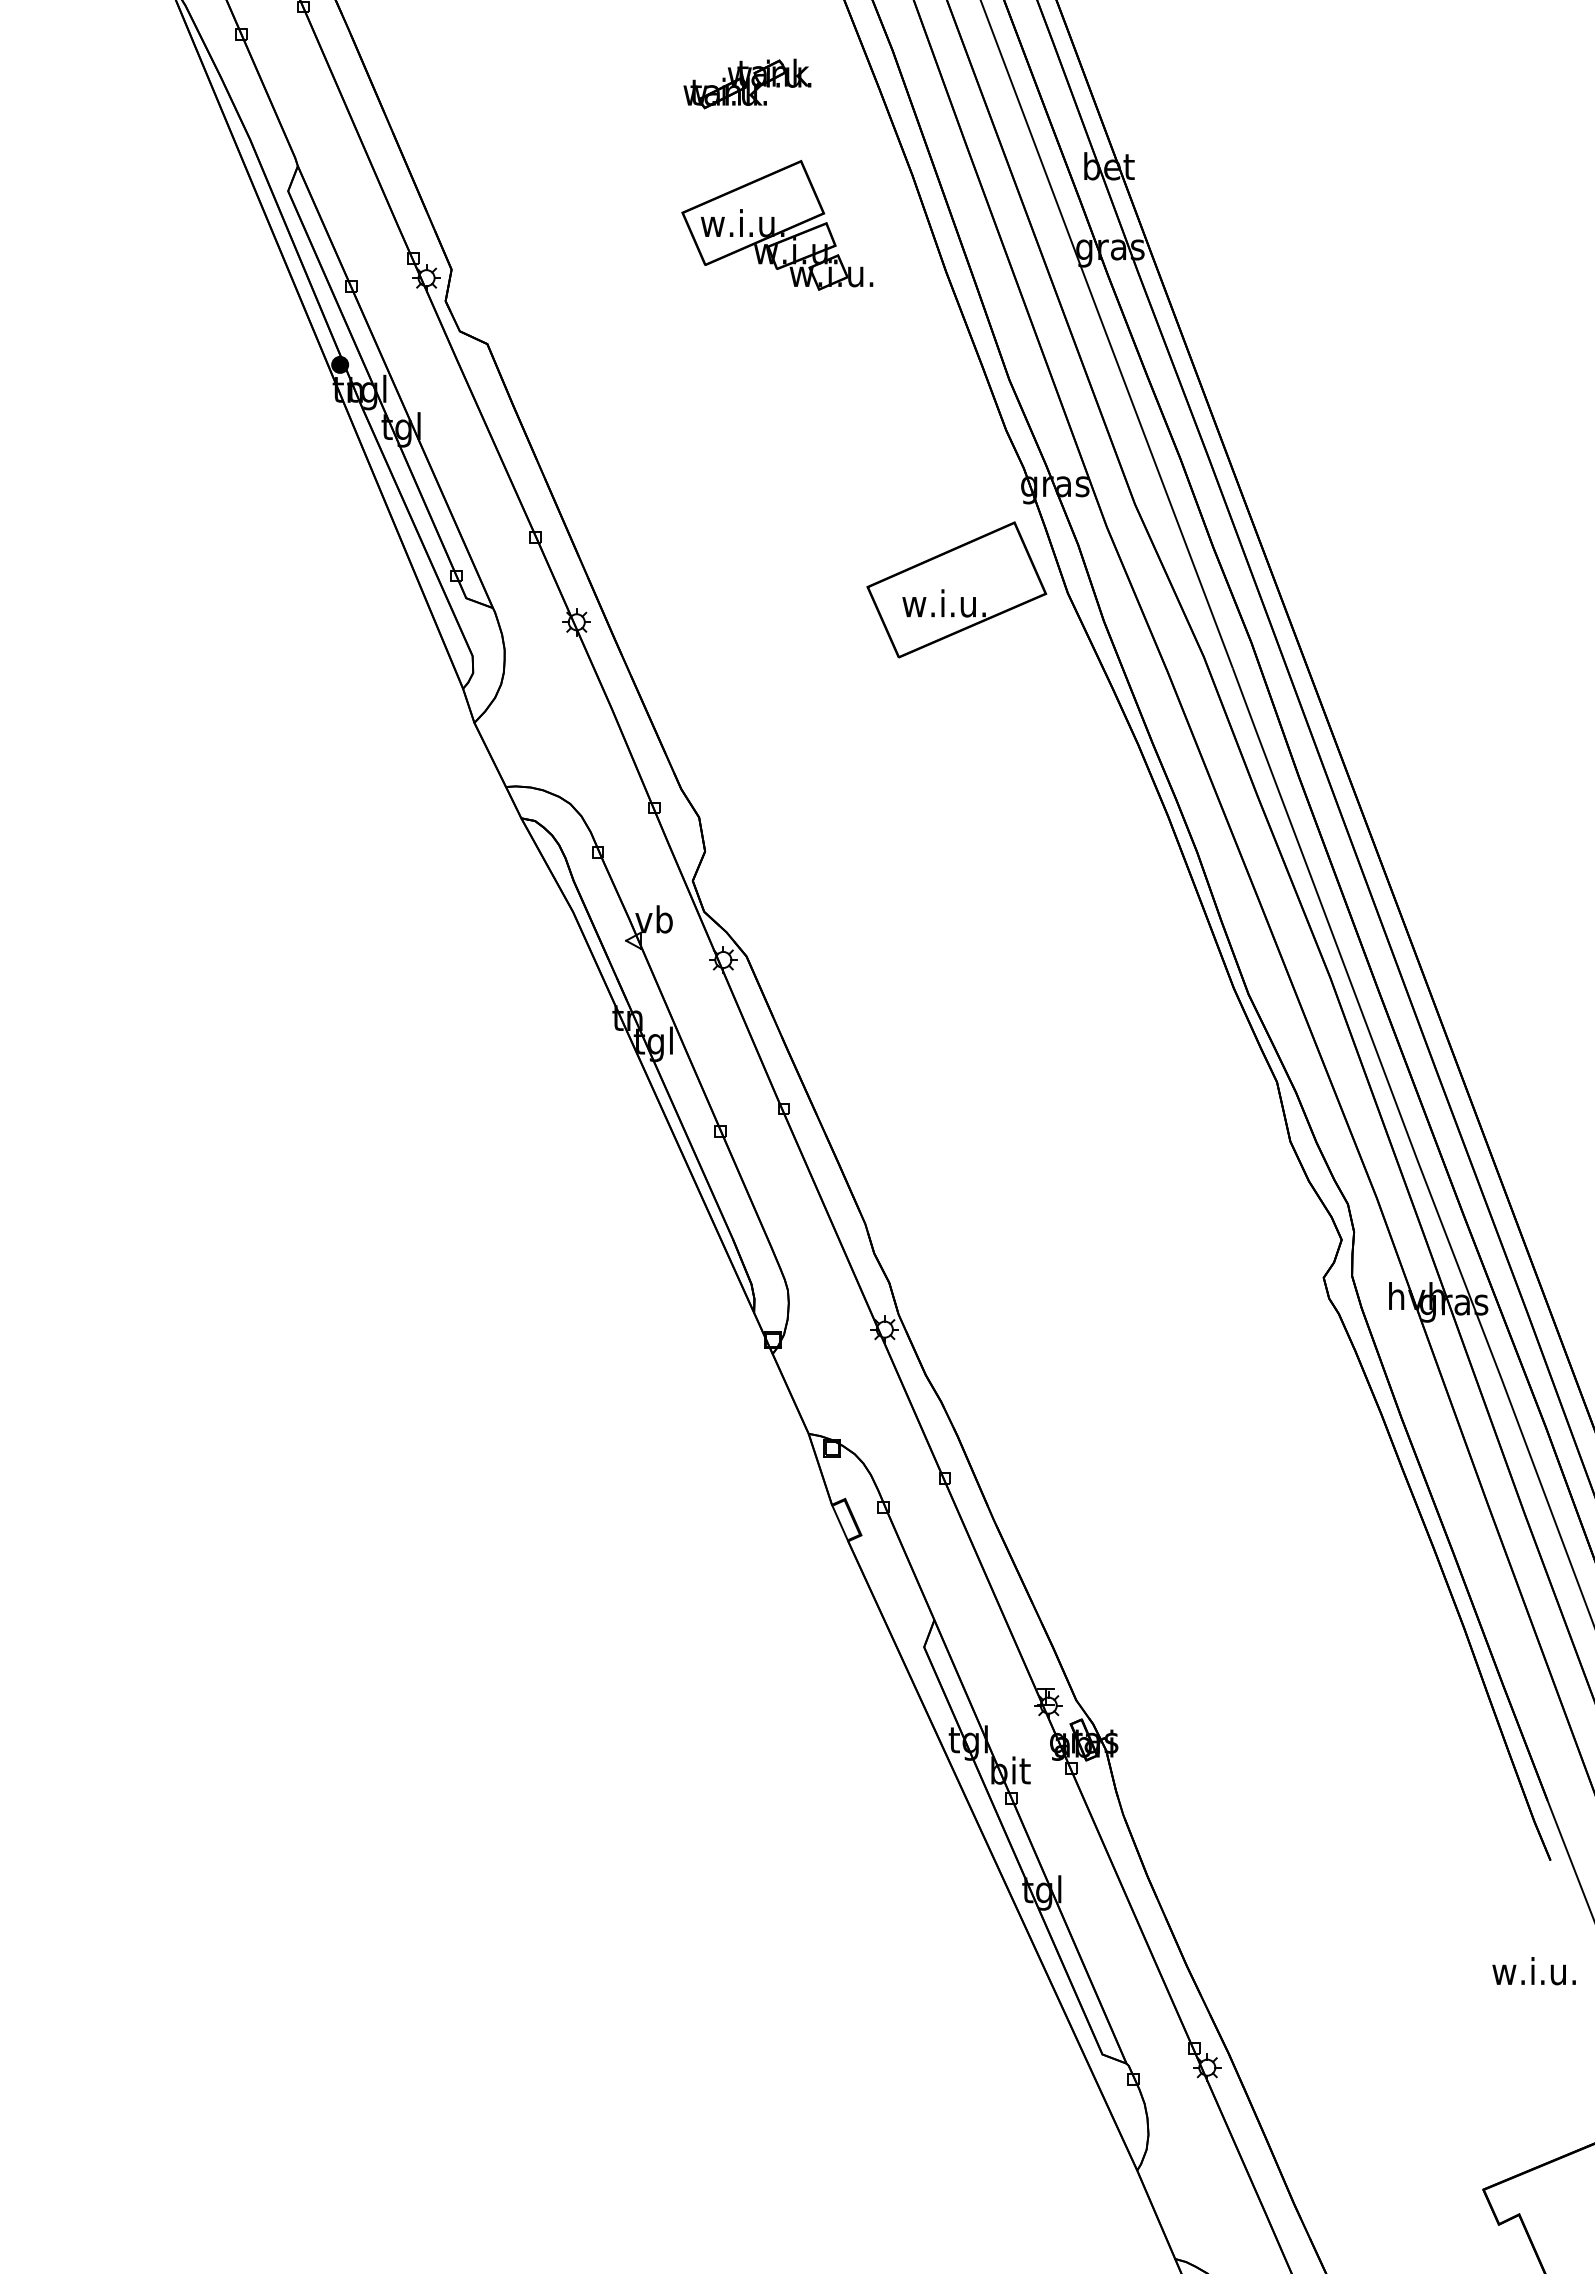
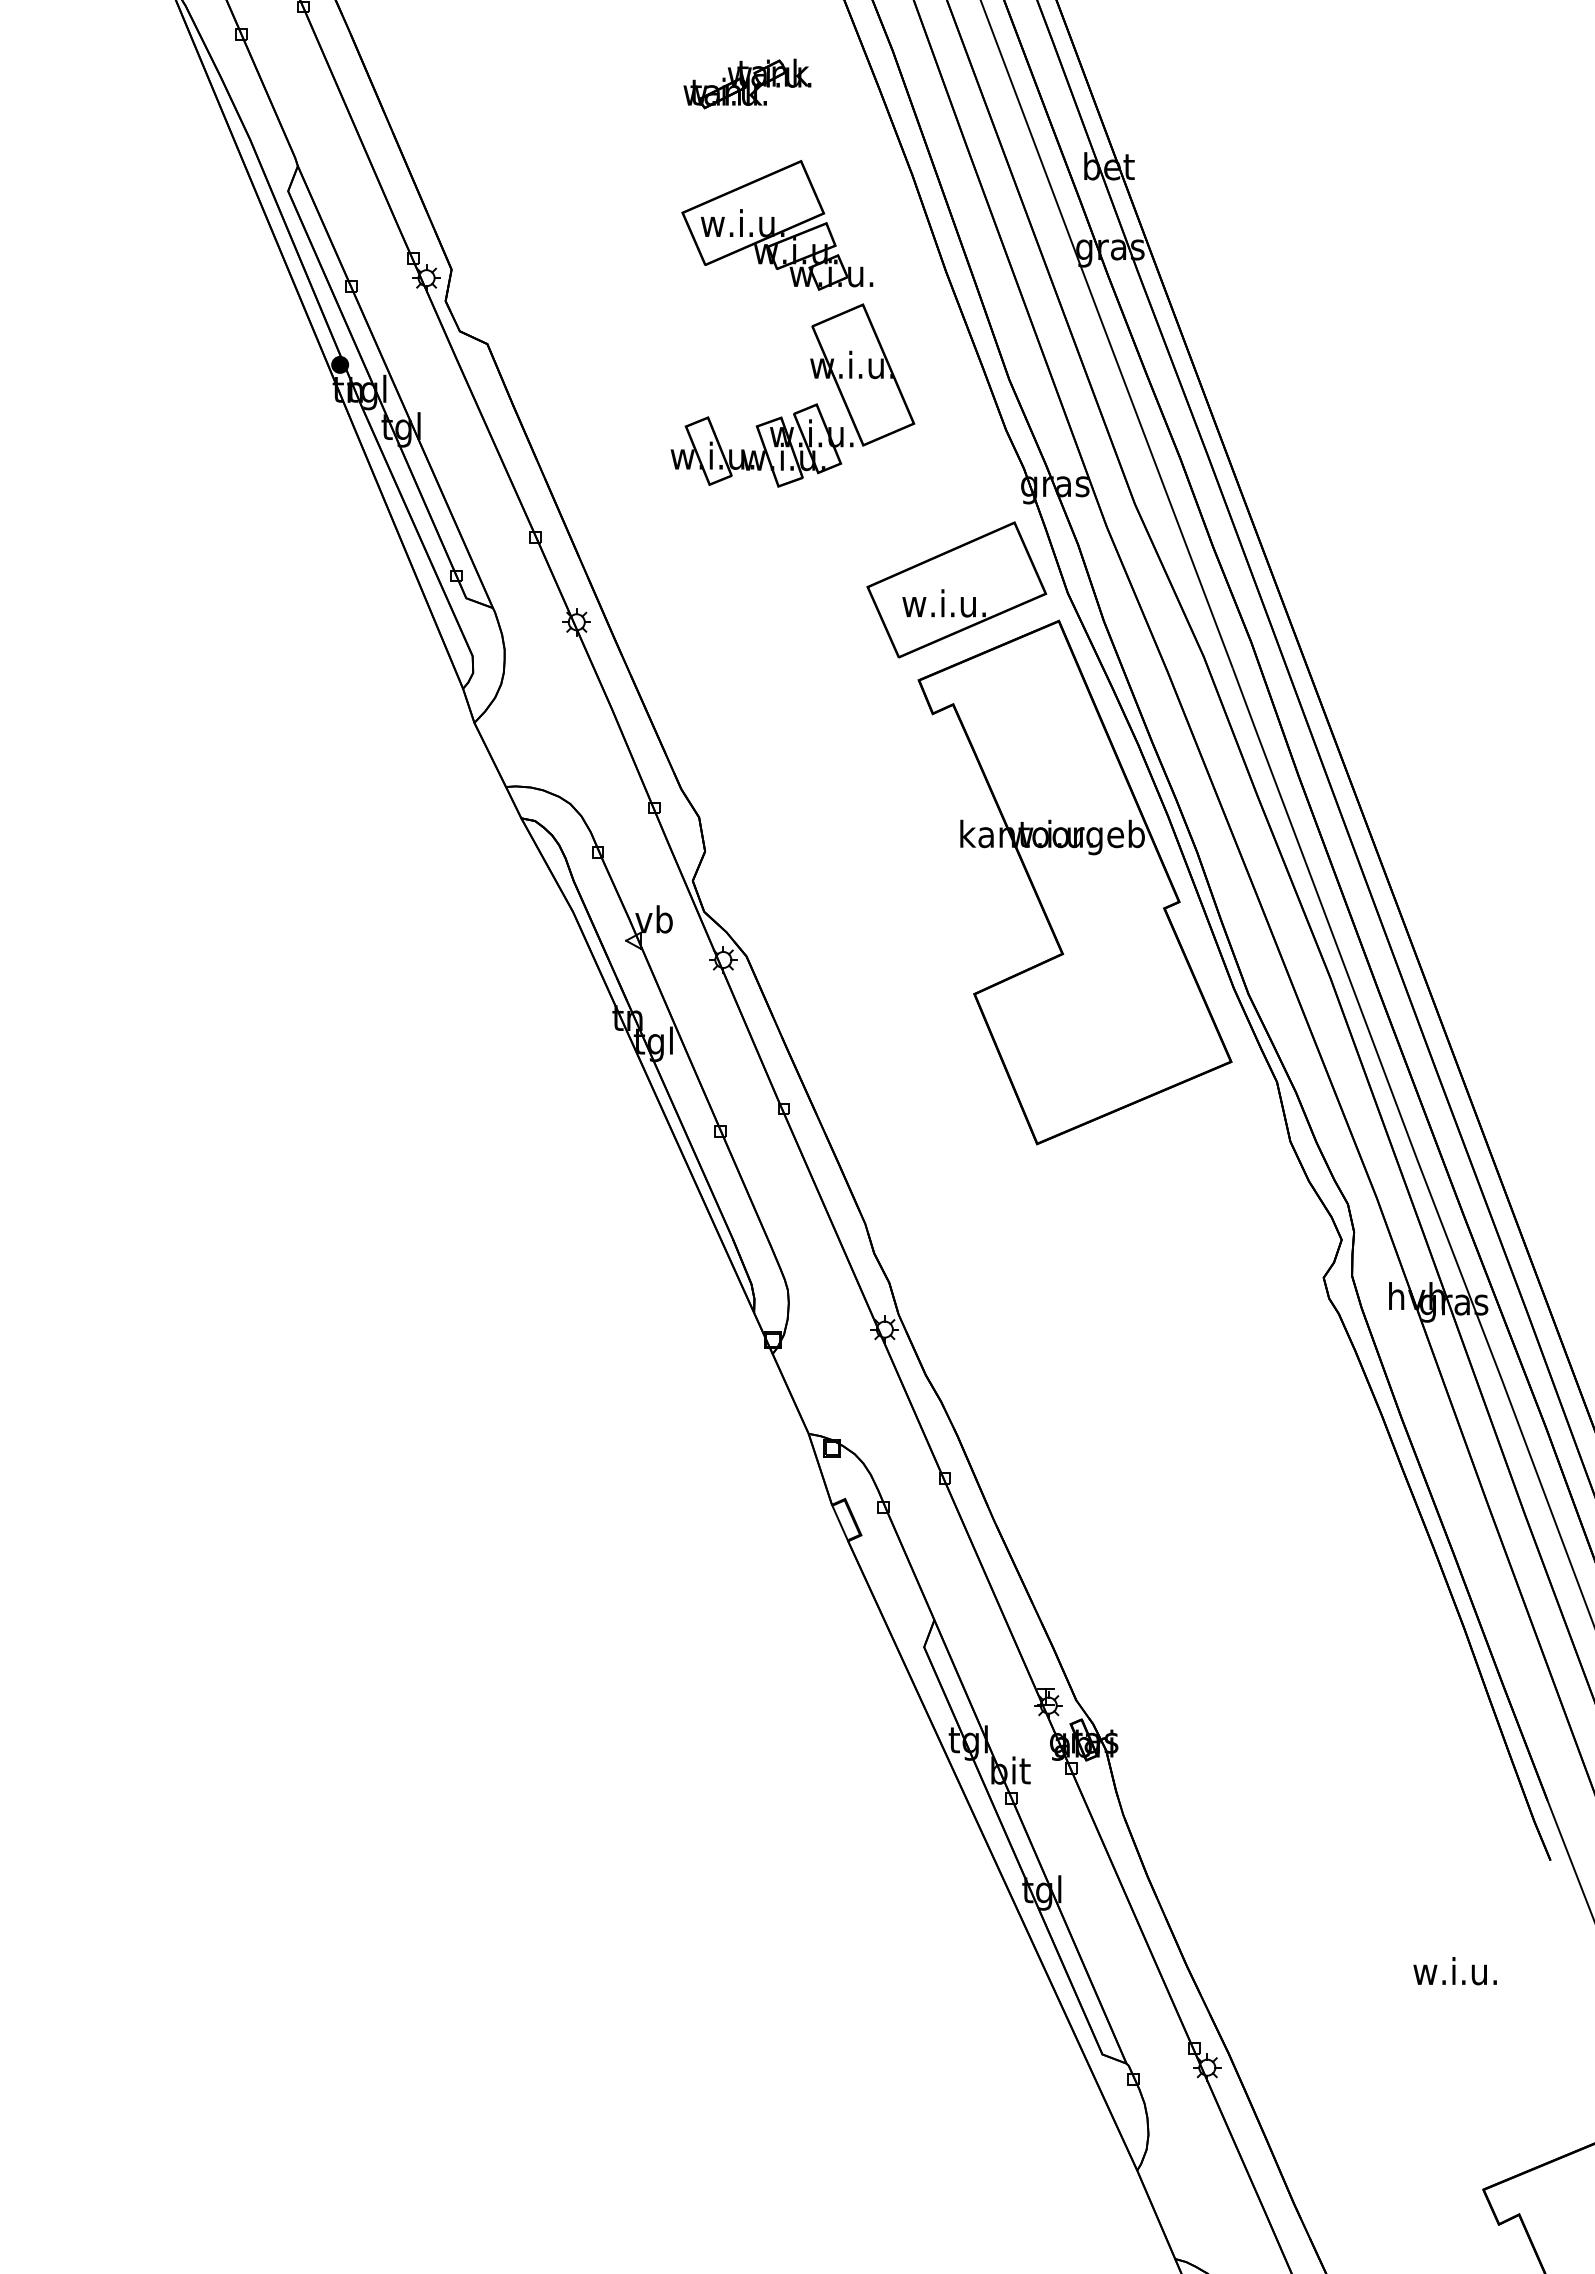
part: none -> present (798, 410)
part: none -> present (1074, 882)
text position: (1533, 1971) -> (1454, 1971) (1454, 1971)
